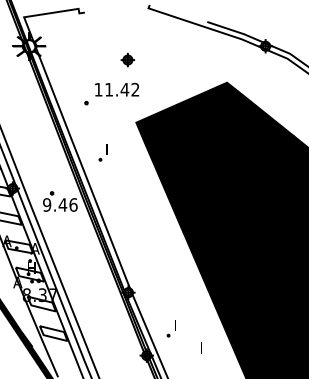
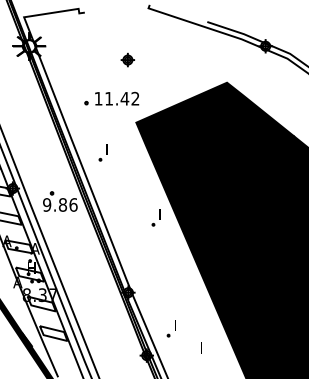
text position: (117, 89) -> (117, 98) (117, 98)
text: 9.46 -> 9.86 (62, 204)
part: none -> present (155, 217)
